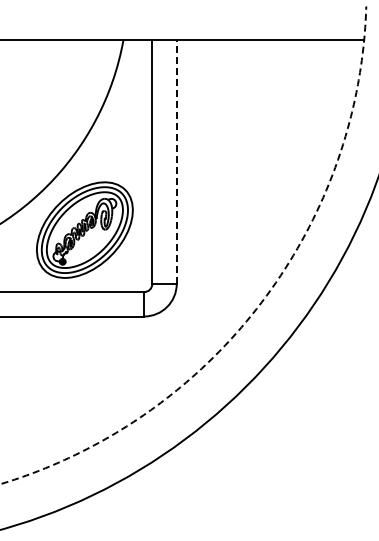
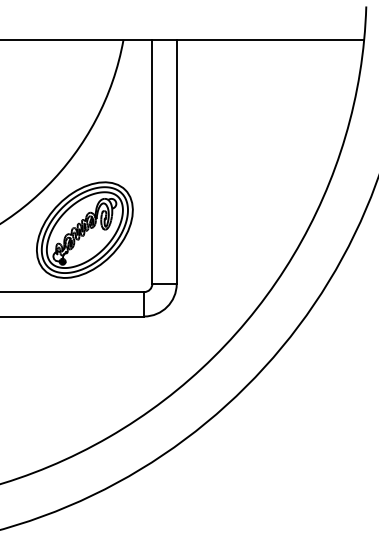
line: dashed -> solid (176, 161)
arc: dashed -> solid (260, 303)
